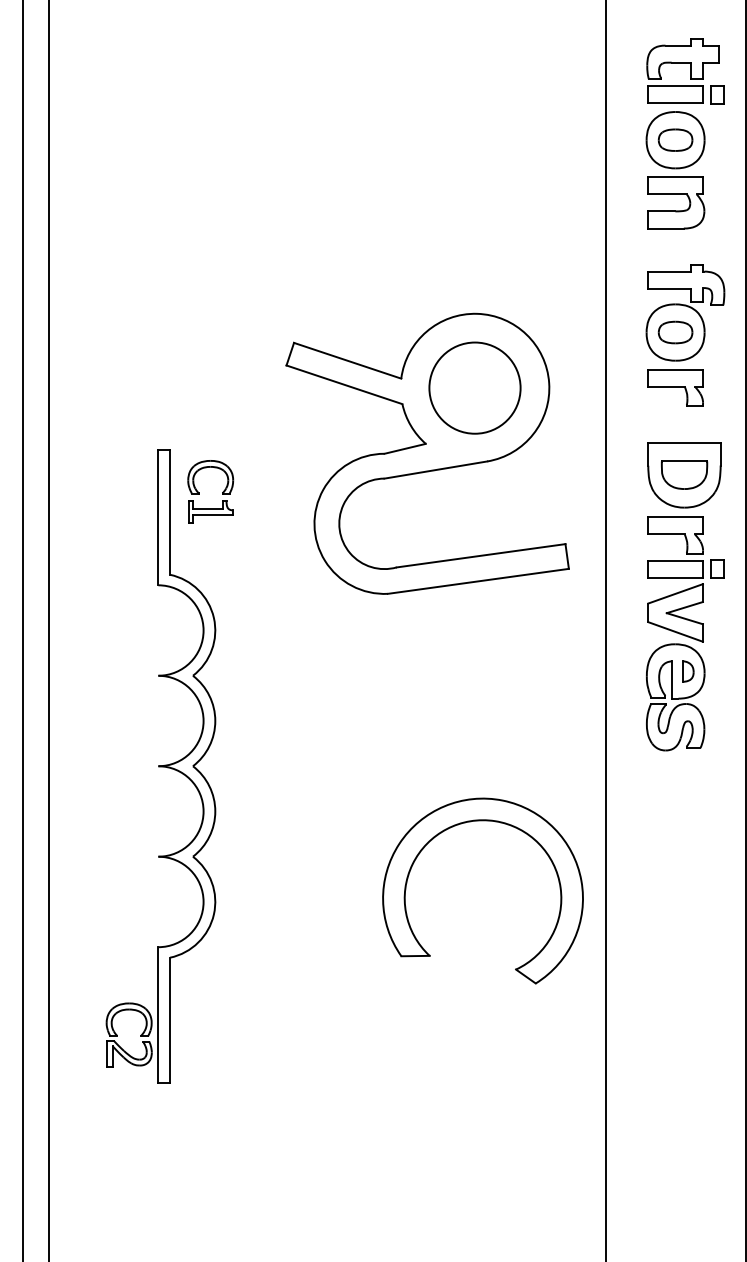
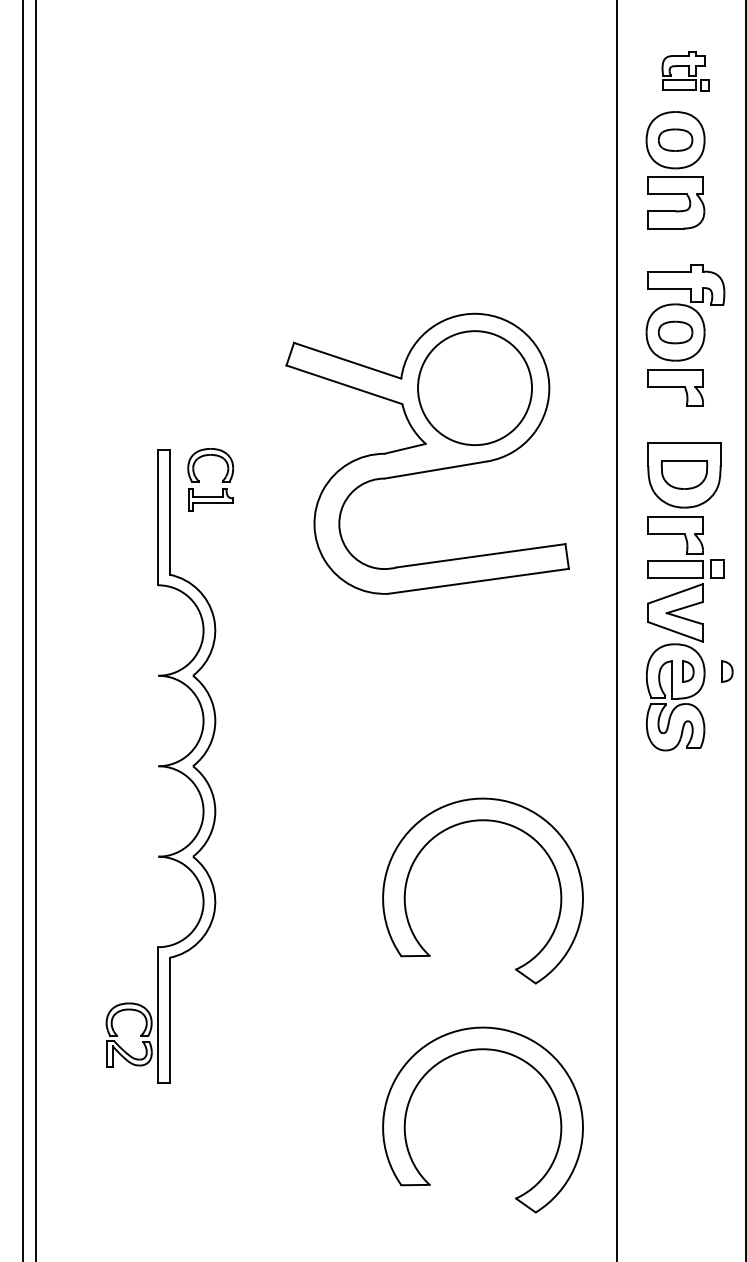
part size: 79x67 px -> 49x41 px (685, 71)
circle diameter: 91 px -> 114 px (475, 388)
part position: (199, 492) -> (199, 480) (199, 480)
line position: (48, 630) -> (35, 630) (35, 630)
line position: (606, 630) -> (617, 630) (617, 630)
part: none -> present (727, 671)
part: none -> present (482, 1050)
